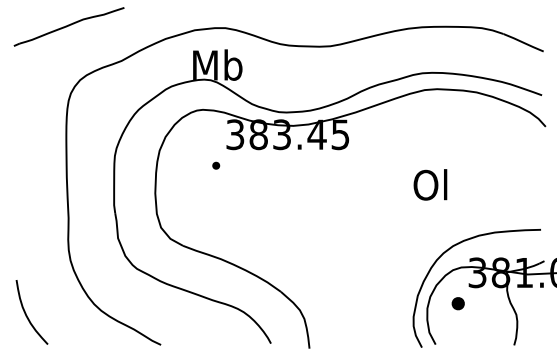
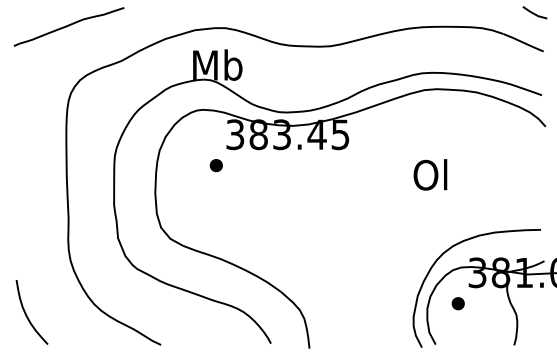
line: none -> present (533, 12)
part size: 9x9 px -> 14x14 px (215, 165)
text position: (430, 184) -> (430, 174) (430, 174)
